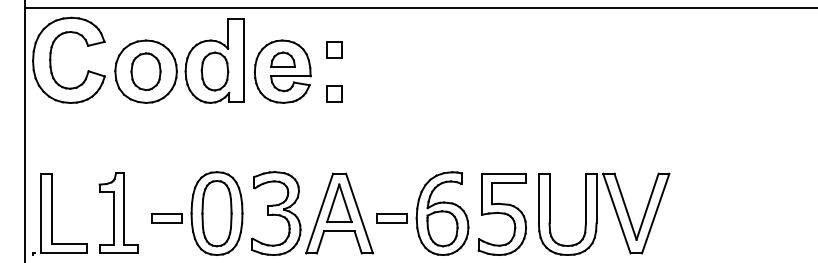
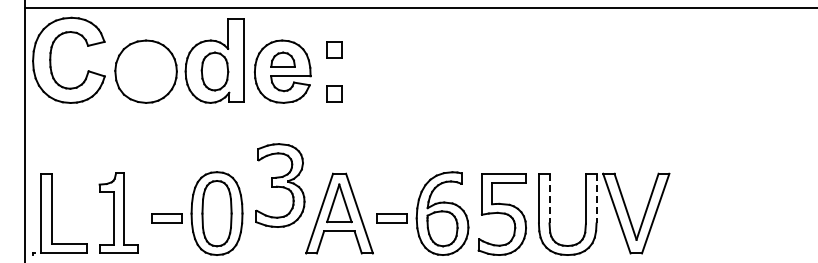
part: present -> none (145, 71)
line: solid -> dashed (549, 198)
line: solid -> dashed (596, 198)
part position: (276, 213) -> (280, 185) (280, 185)
